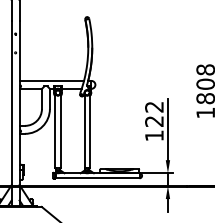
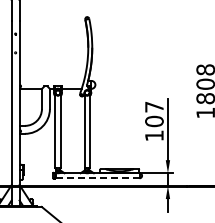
line: present -> none (51, 80)
text: 122 -> 107 (154, 114)
line: solid -> dashed (97, 178)
